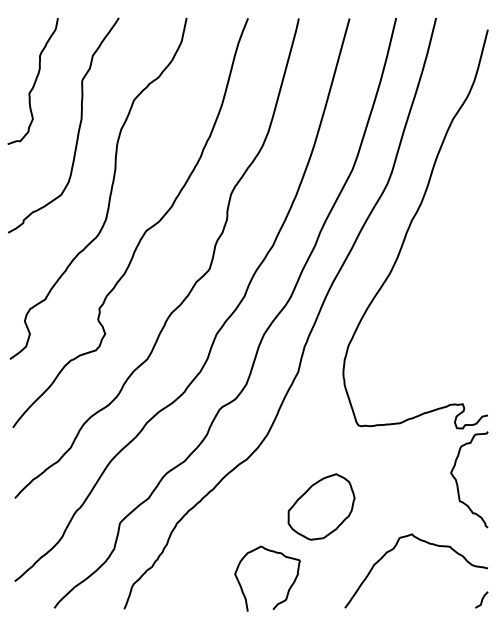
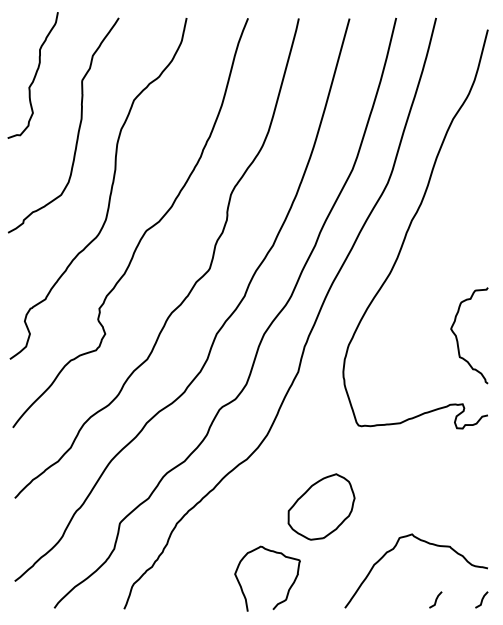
curve position: (34, 81) -> (34, 75) (34, 75)
curve position: (457, 481) -> (457, 337) (457, 337)
line: none -> present (435, 599)
